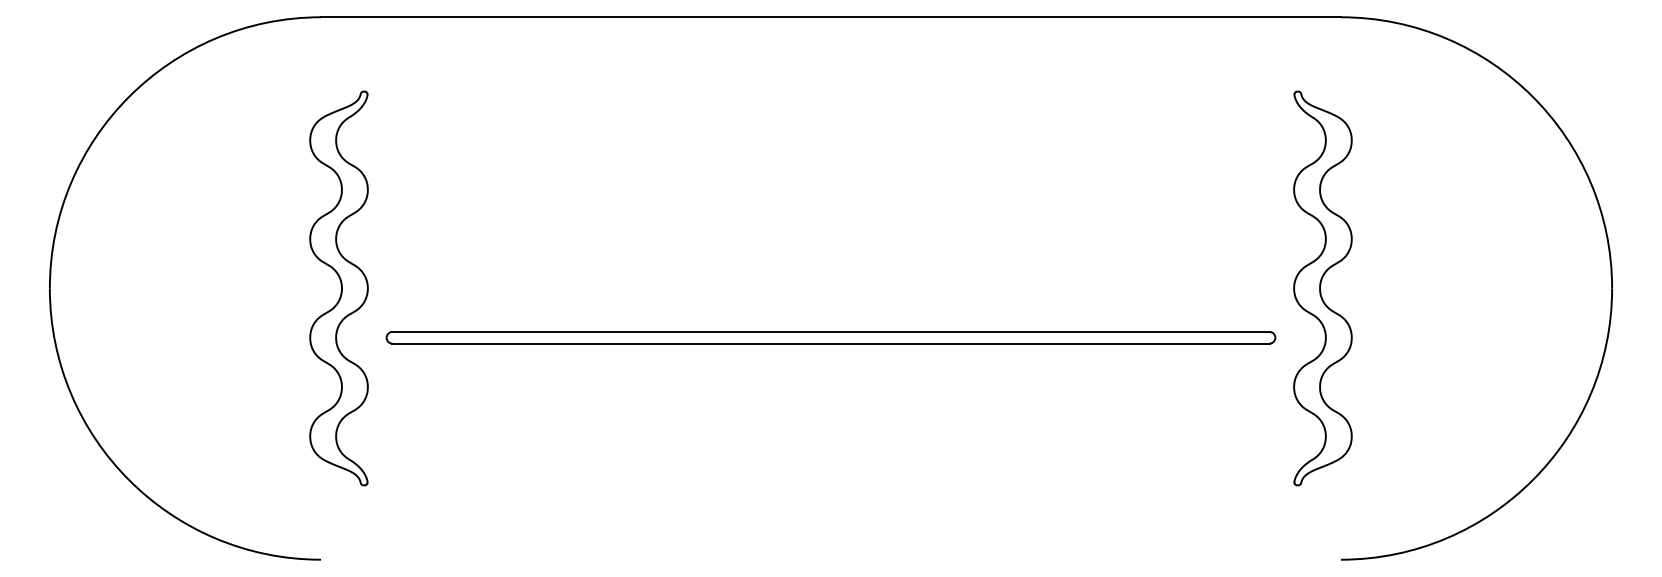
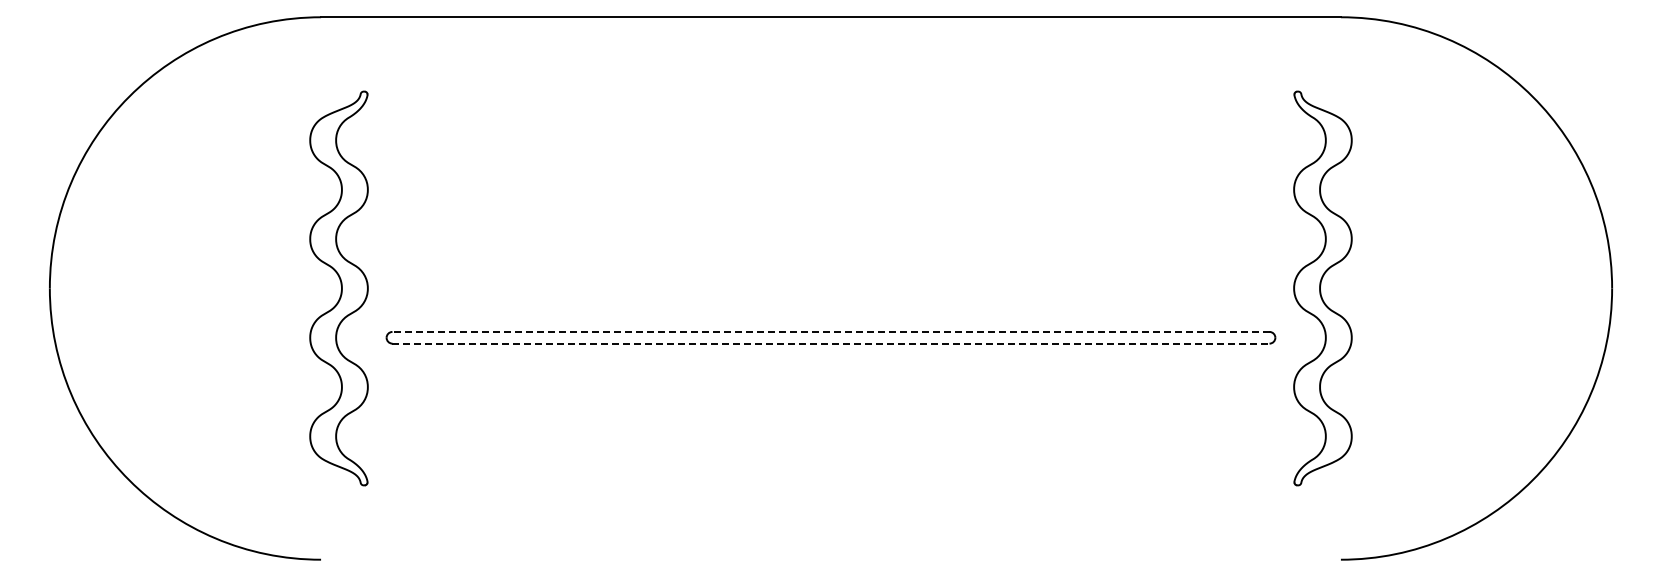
line: solid -> dashed (830, 331)
line: solid -> dashed (830, 343)
